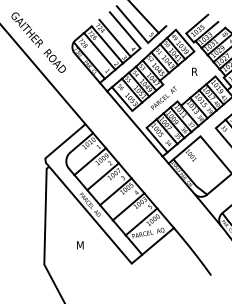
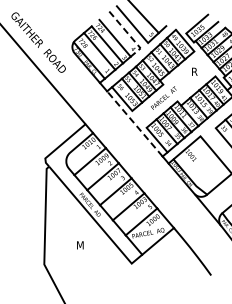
line: solid -> dashed (129, 35)
line: solid -> dashed (134, 123)
